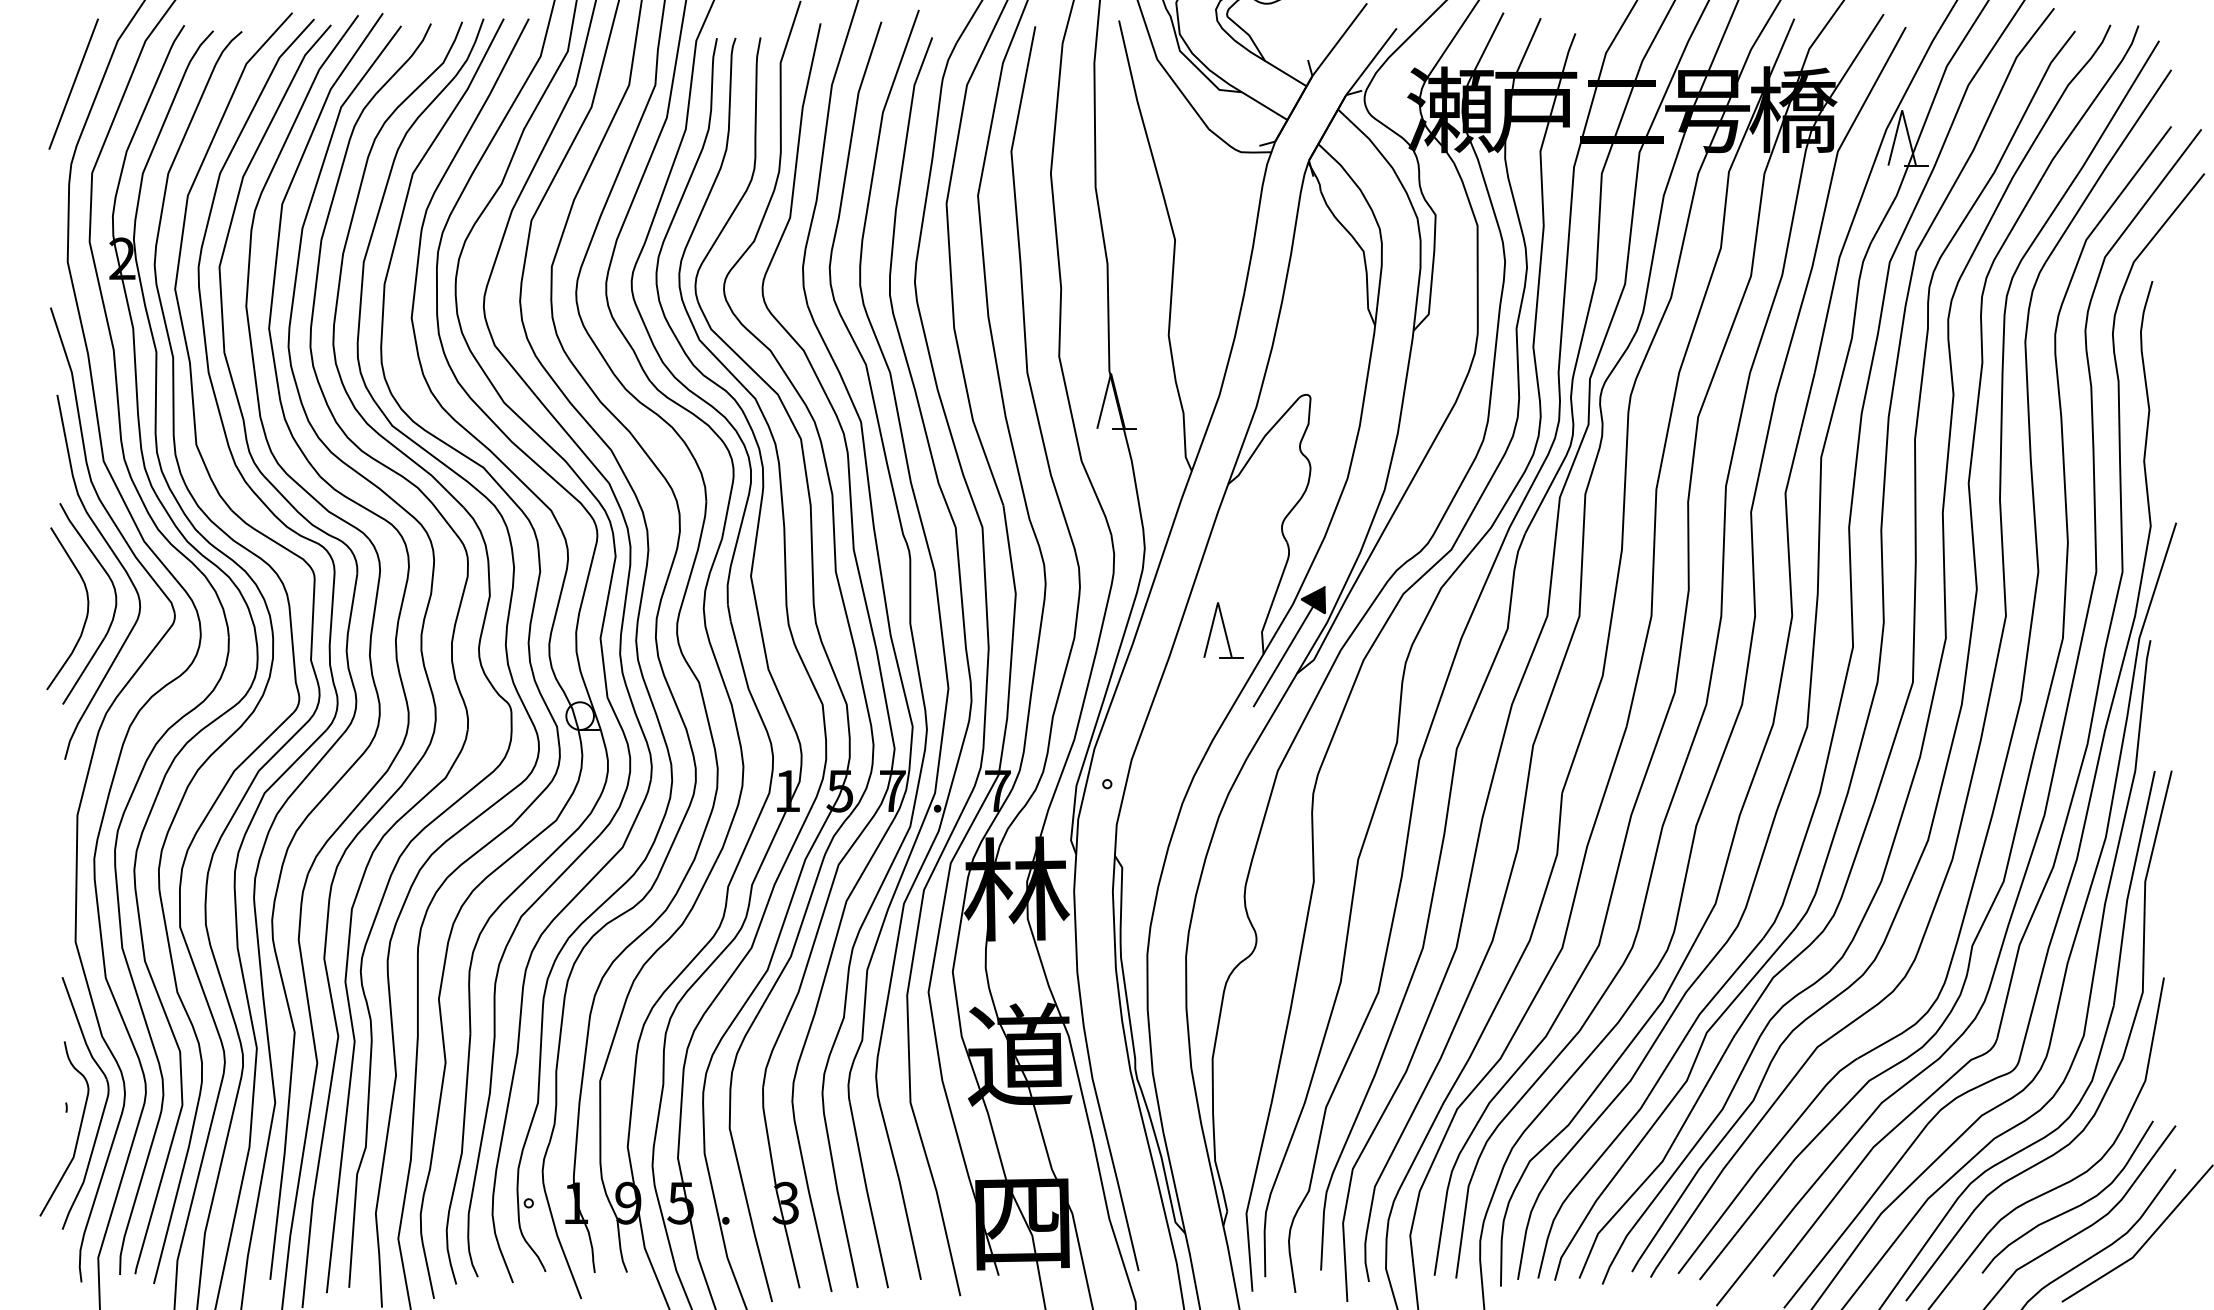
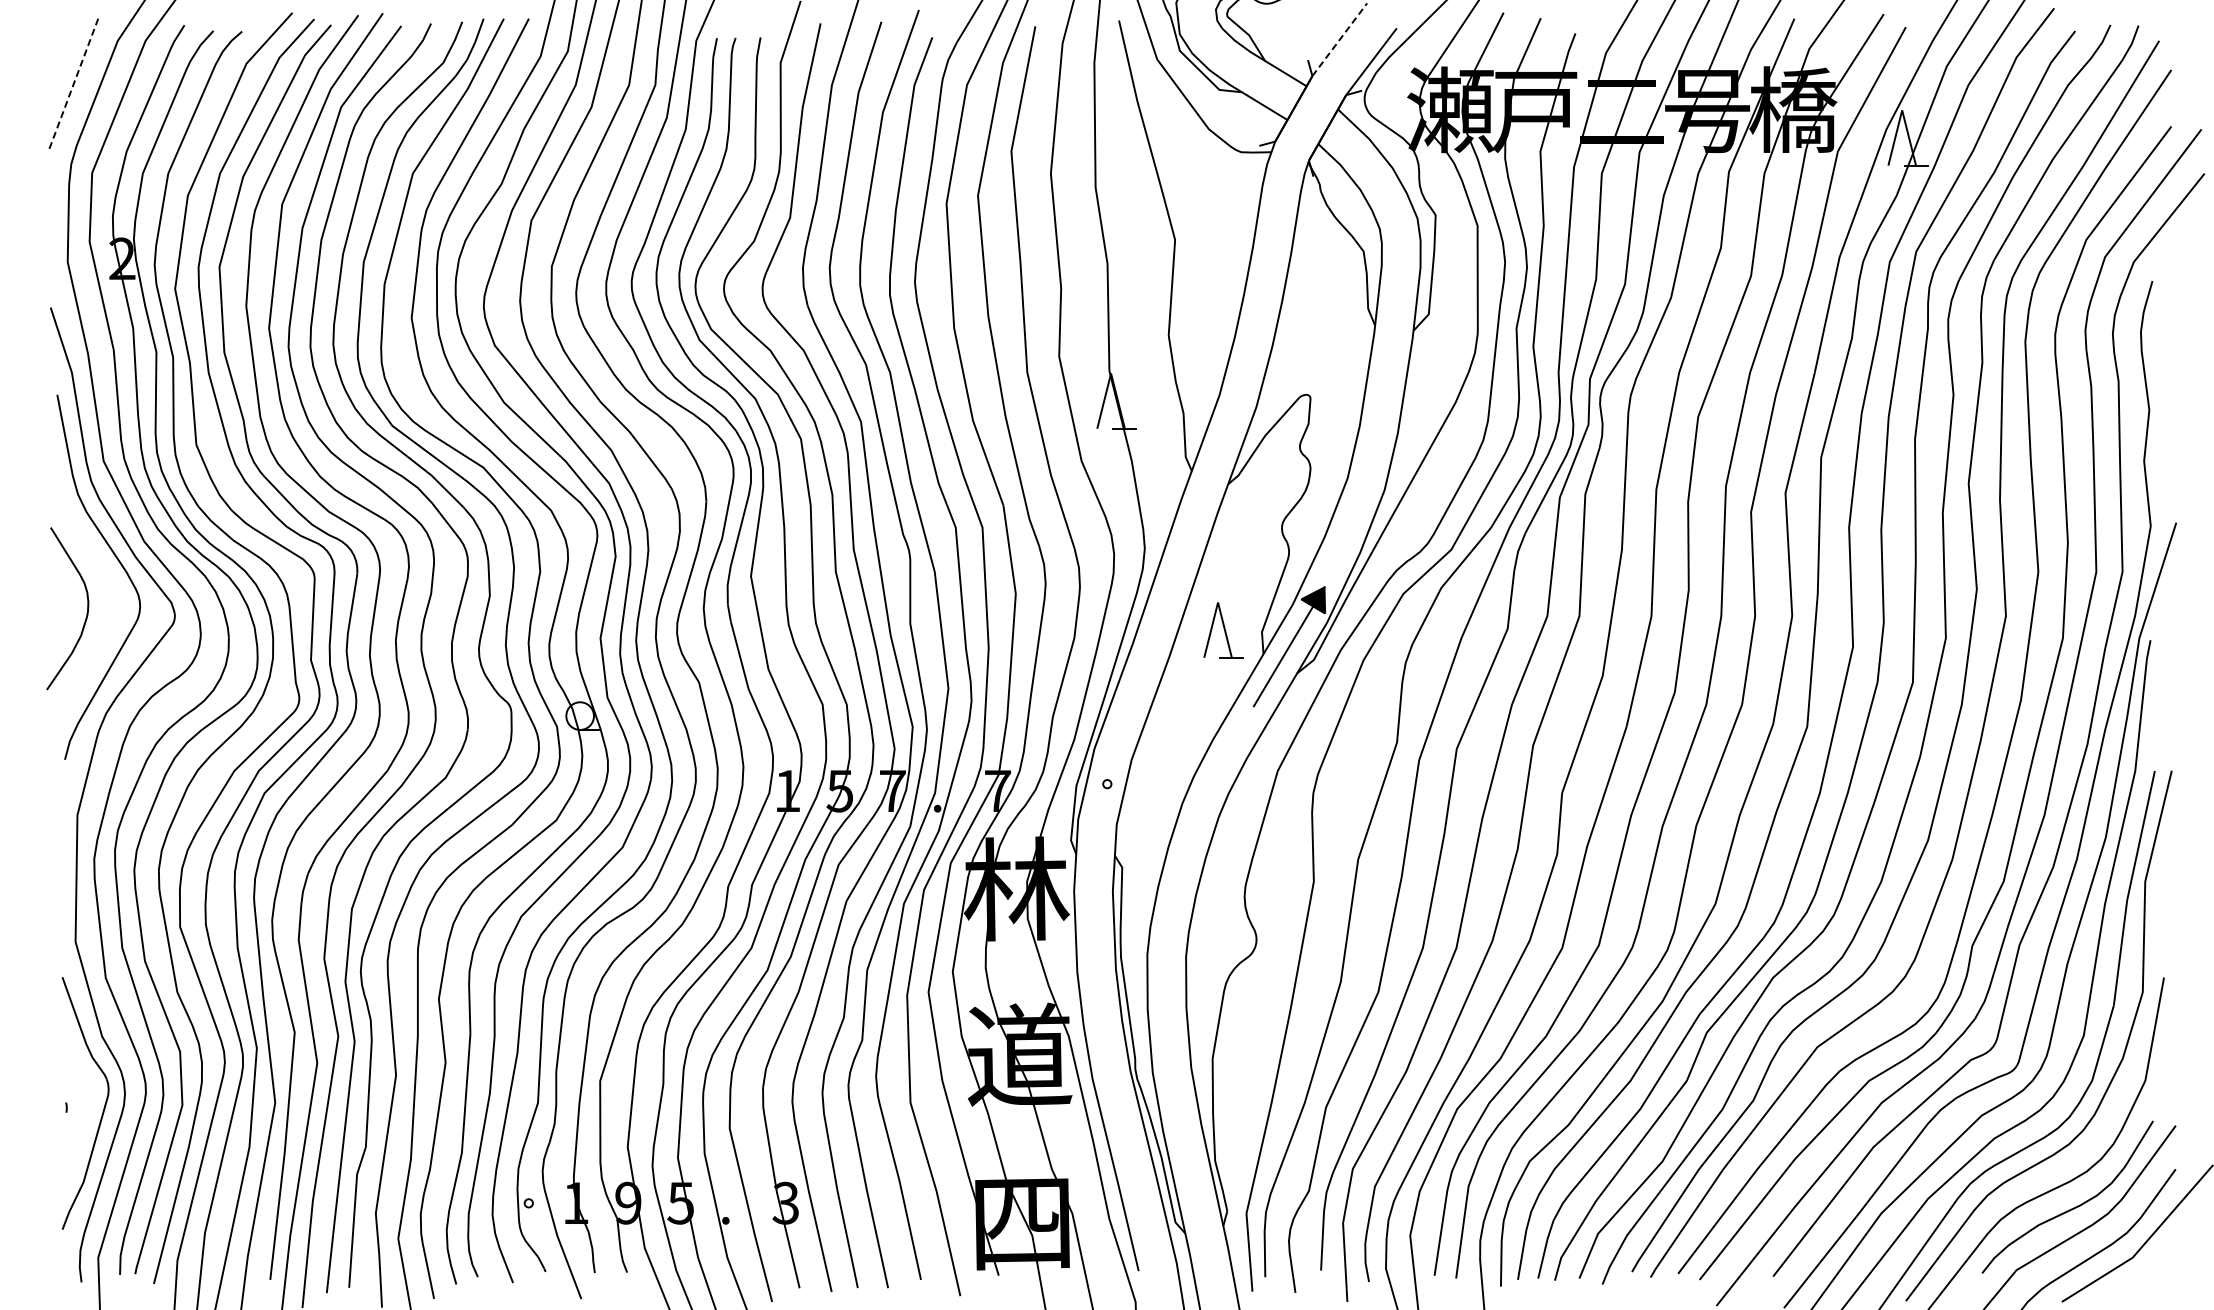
line: solid -> dashed (1339, 39)
line: solid -> dashed (73, 84)
part: present -> none (114, 607)
curve: present -> none (78, 1130)
